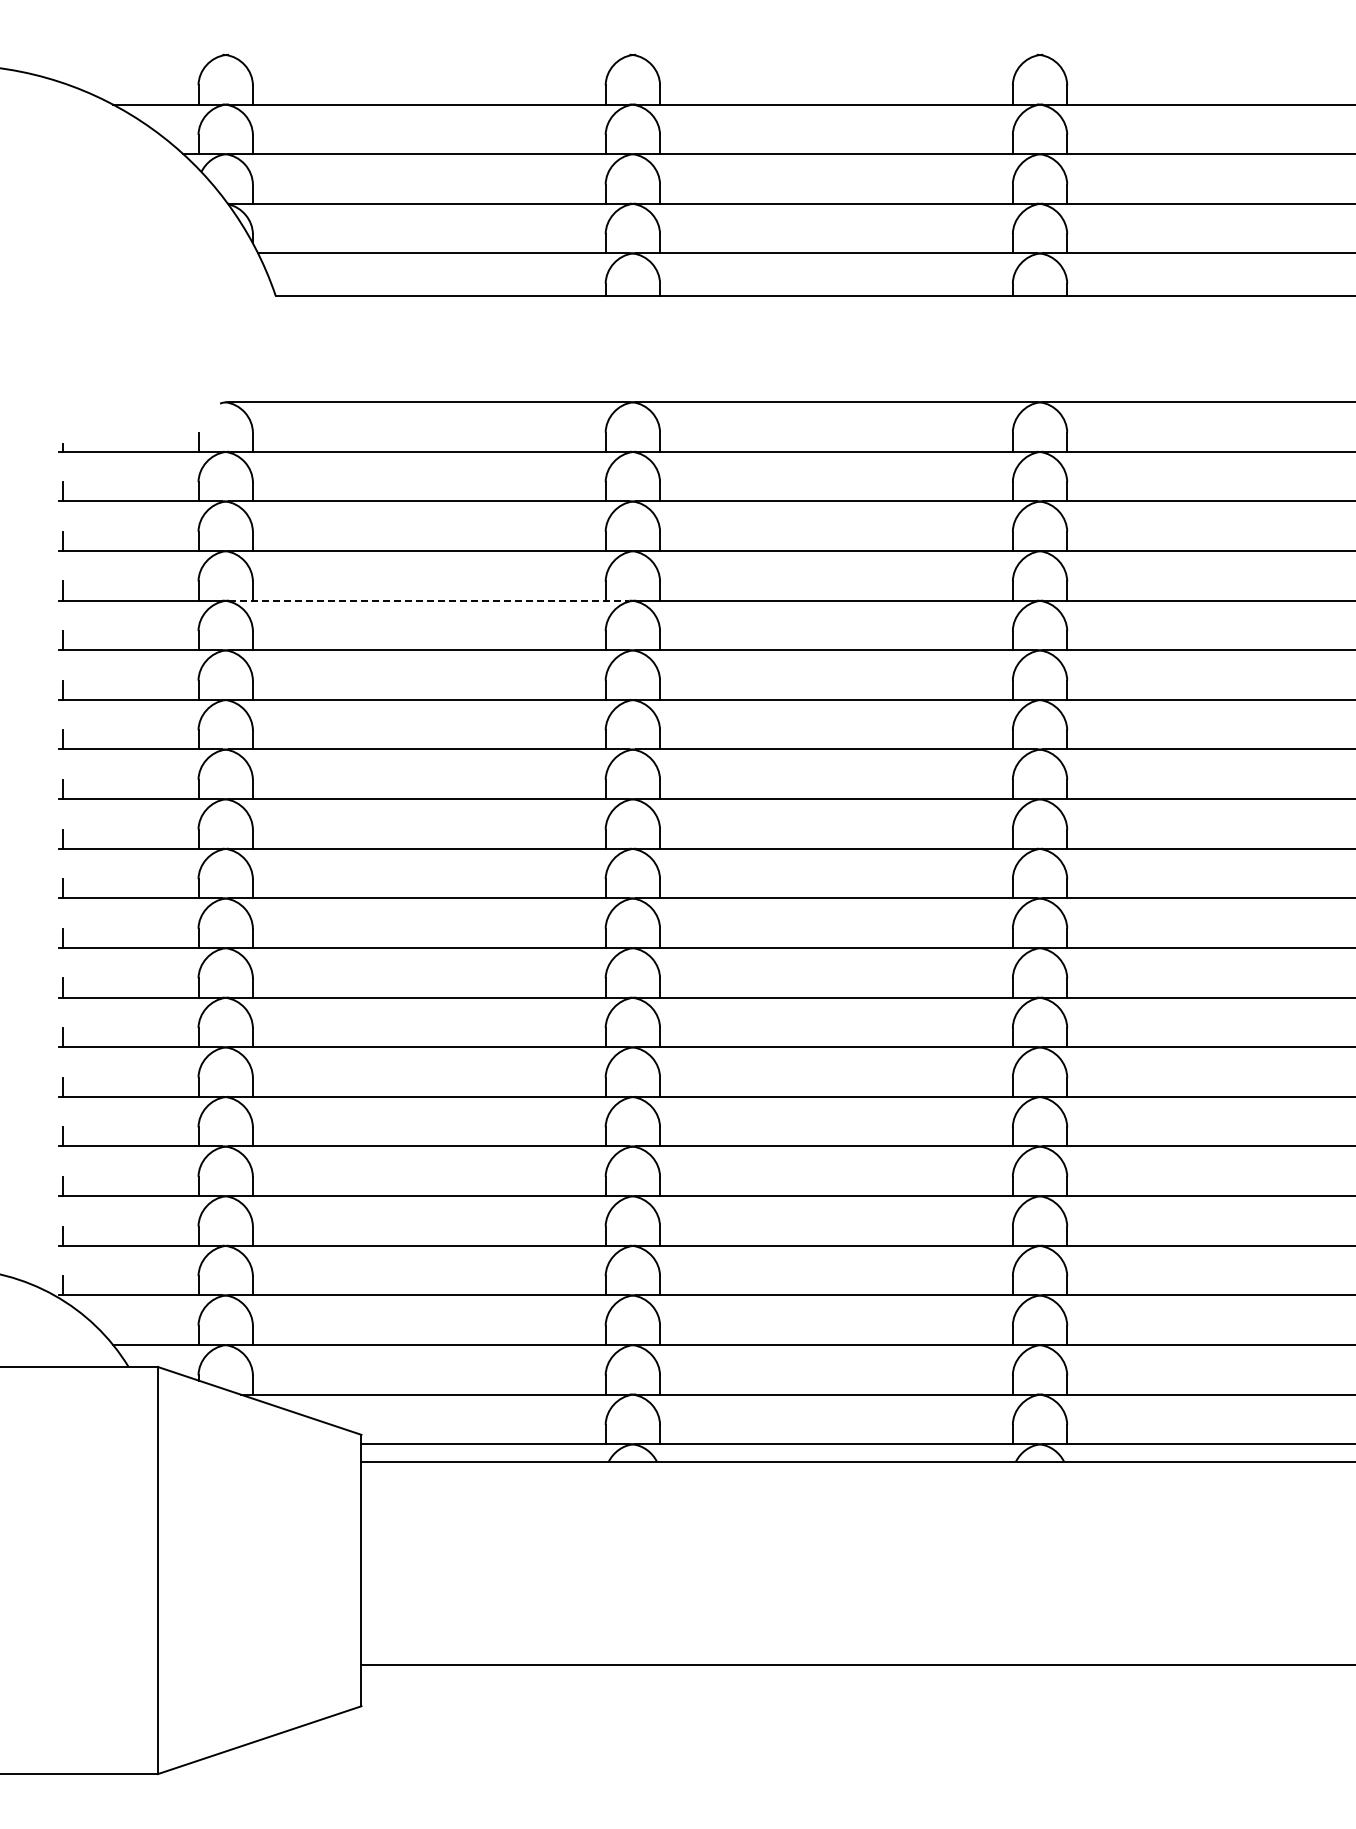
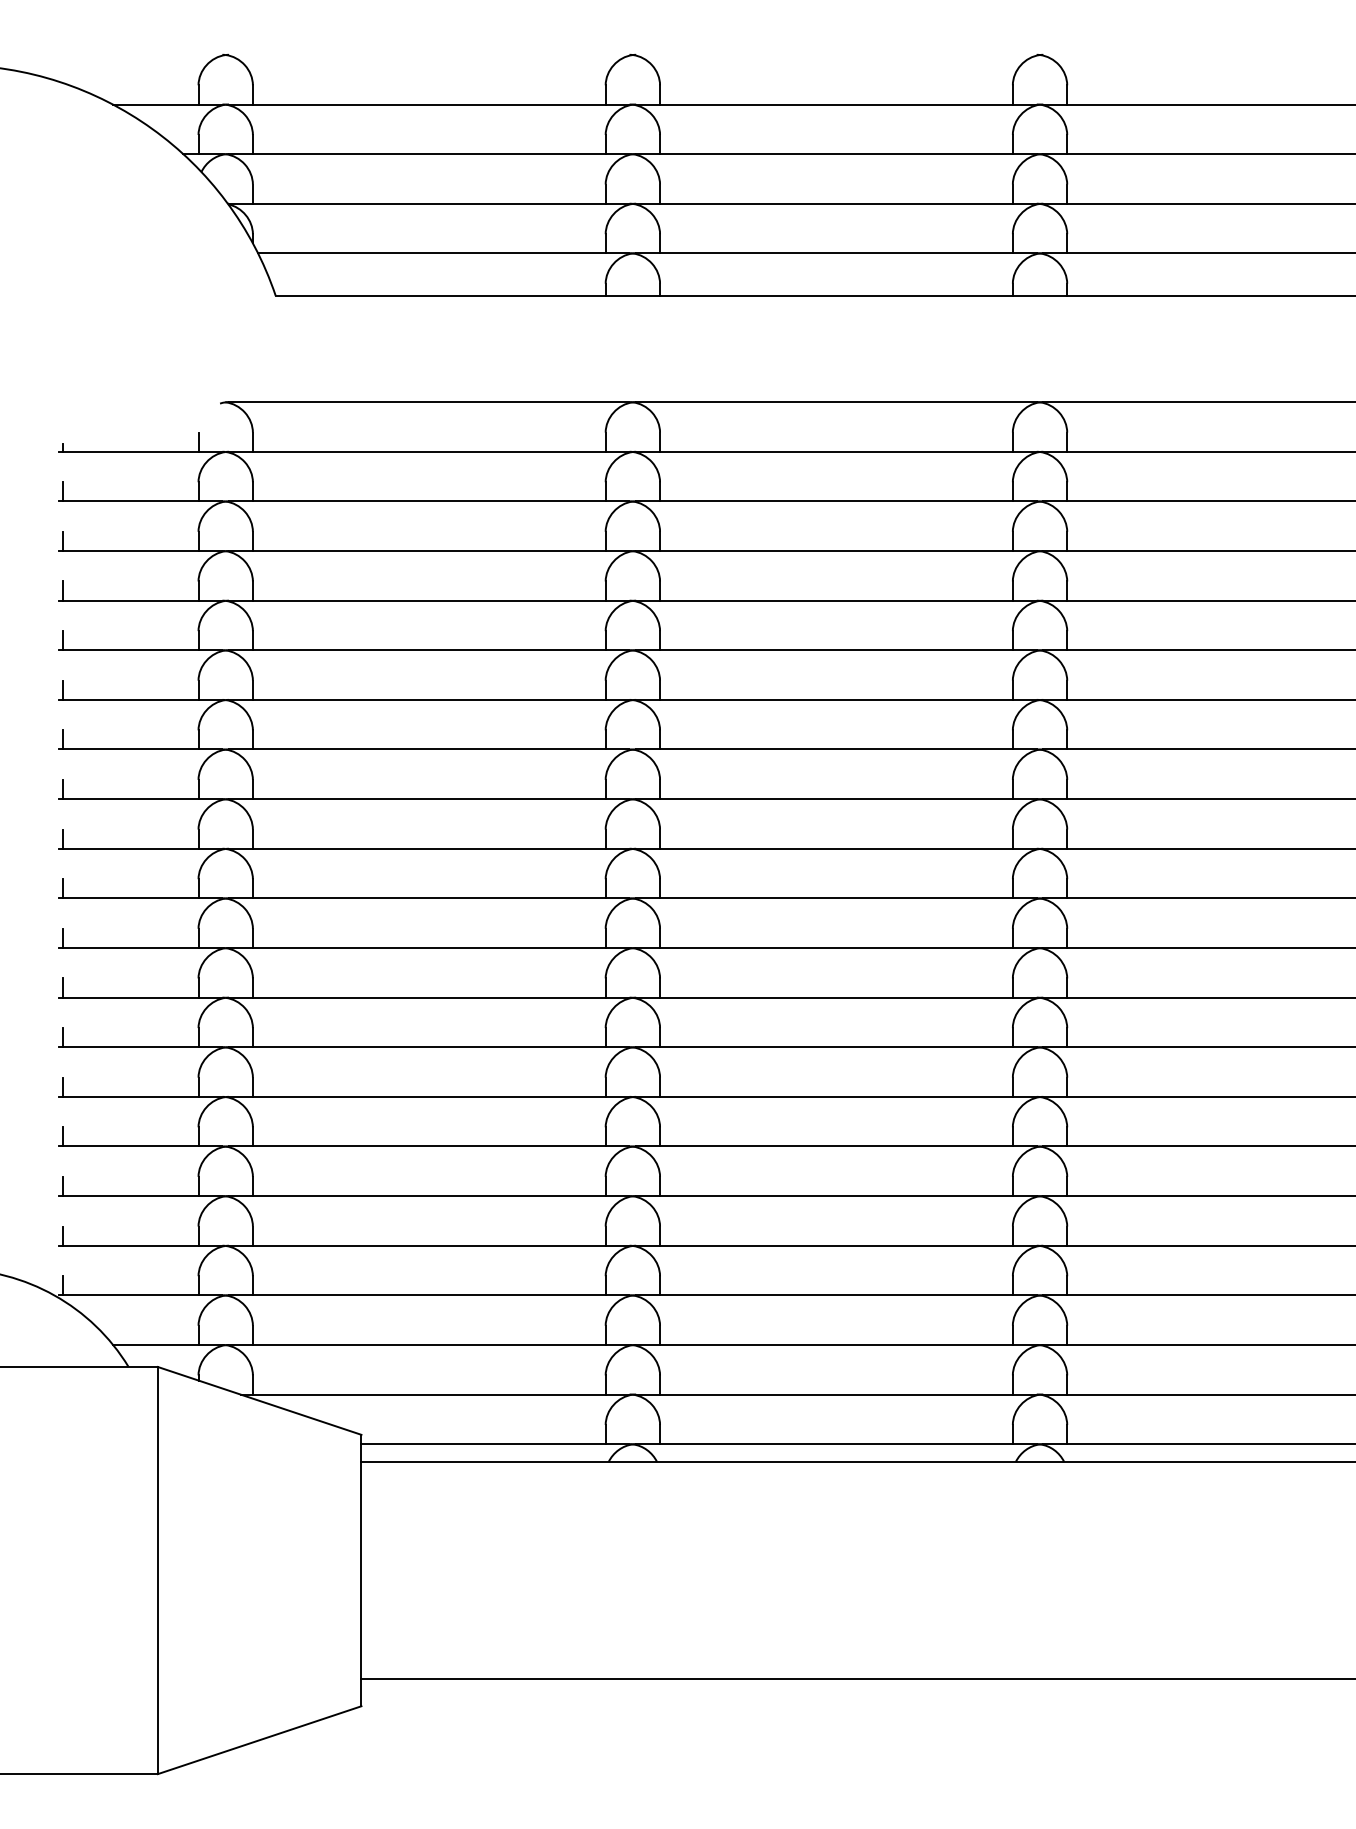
line: dashed -> solid (429, 600)
line position: (856, 1665) -> (856, 1679) (856, 1679)
